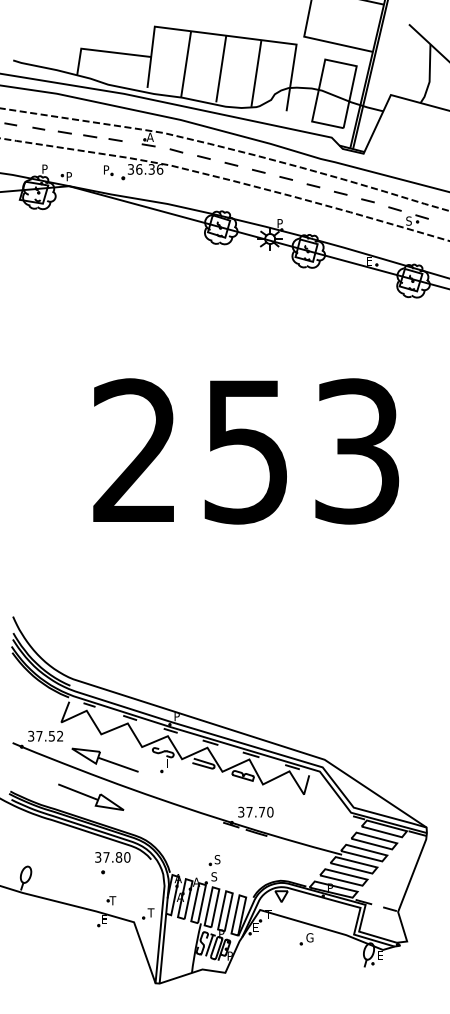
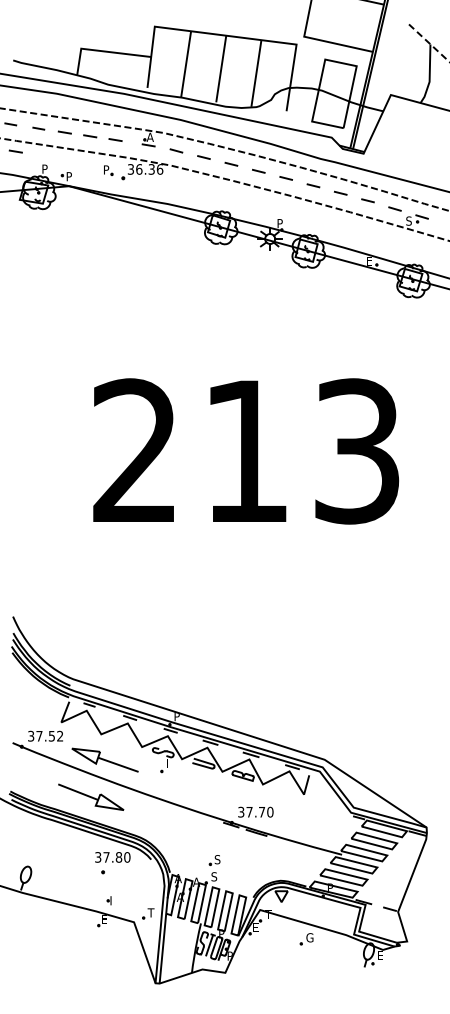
line: solid -> dashed (429, 43)
line: none -> present (15, 151)
text: 253 -> 213 (245, 452)
text: T -> I (112, 900)
